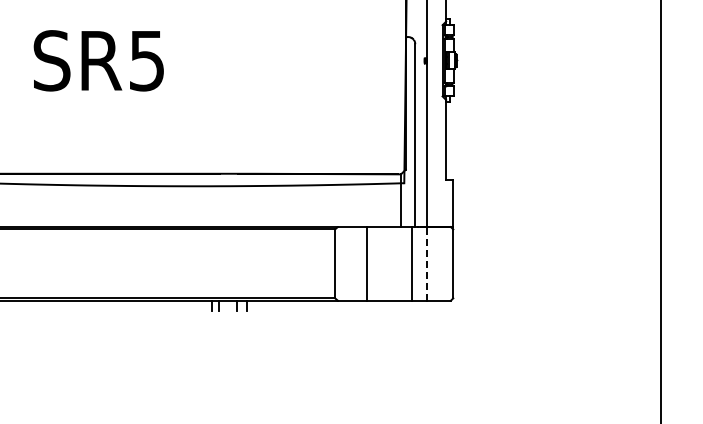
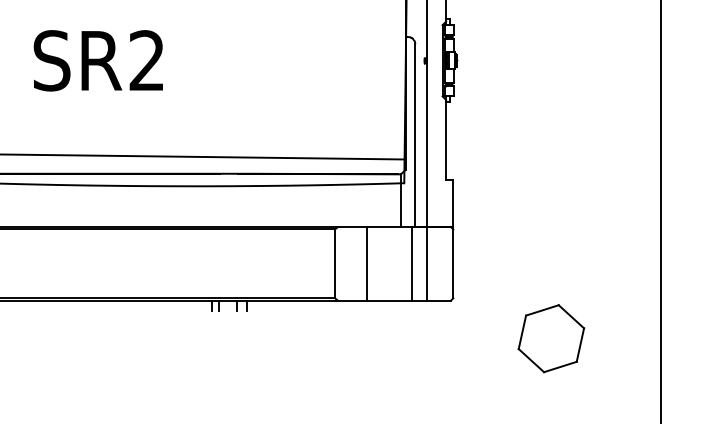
text: SR5 -> SR2 (146, 60)
line: none -> present (203, 156)
line: dashed -> solid (427, 263)
part: none -> present (551, 338)
